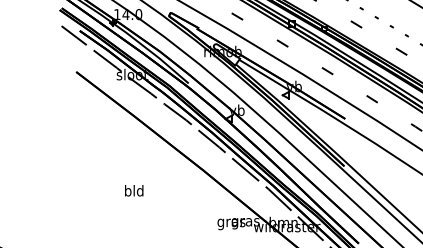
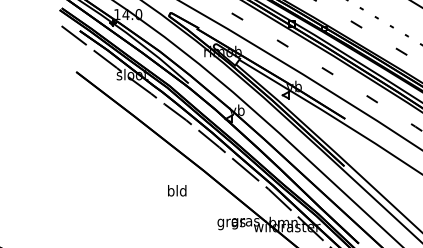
text position: (134, 190) -> (177, 190) (177, 190)
